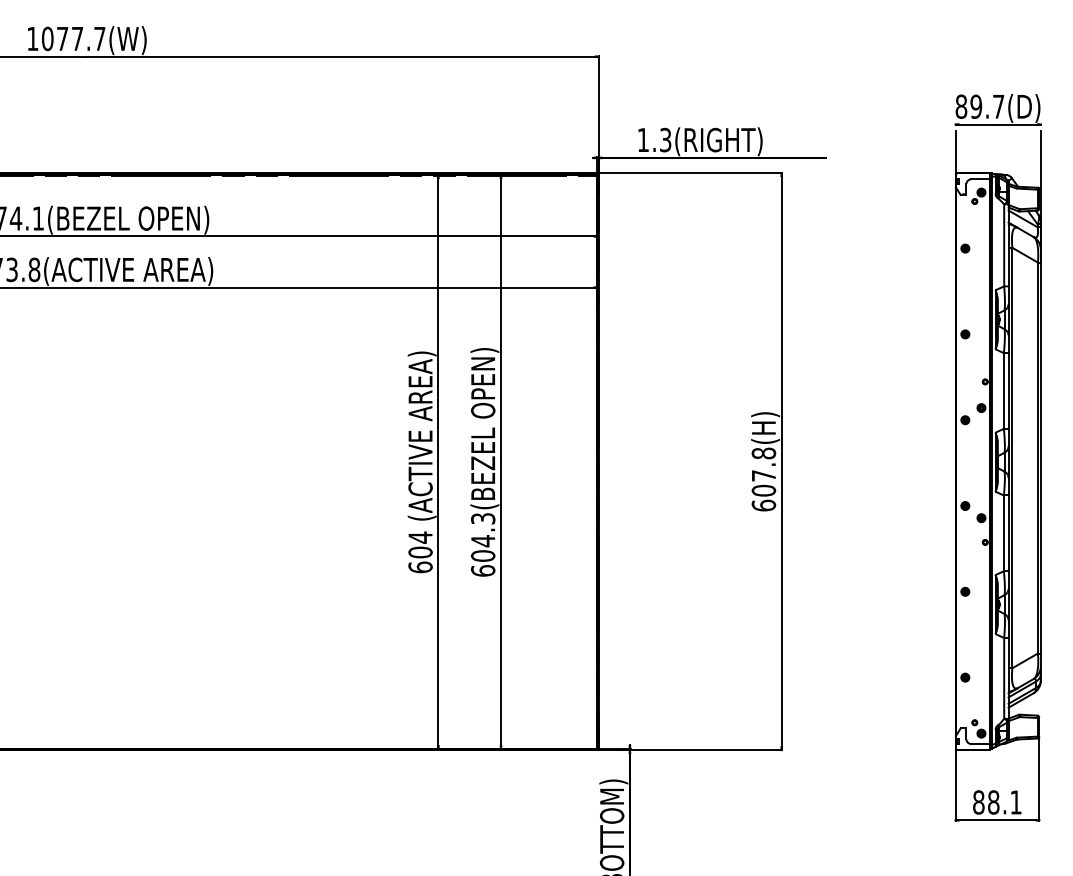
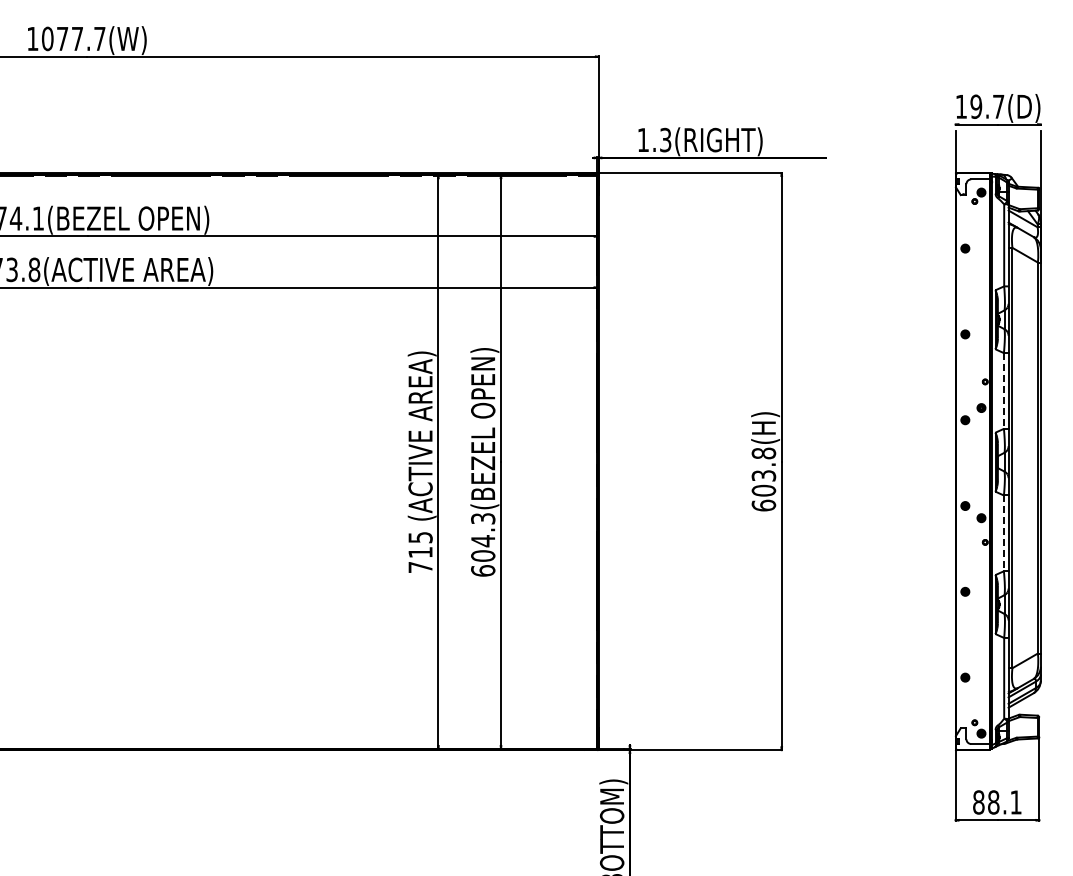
text: 89.7(D) -> 19.7(D) (961, 106)
line: solid -> dashed (1003, 390)
text: 607.8(H) -> 603.8(H) (763, 475)
line: solid -> dashed (1003, 533)
text: 604 -> 715 (420, 552)
